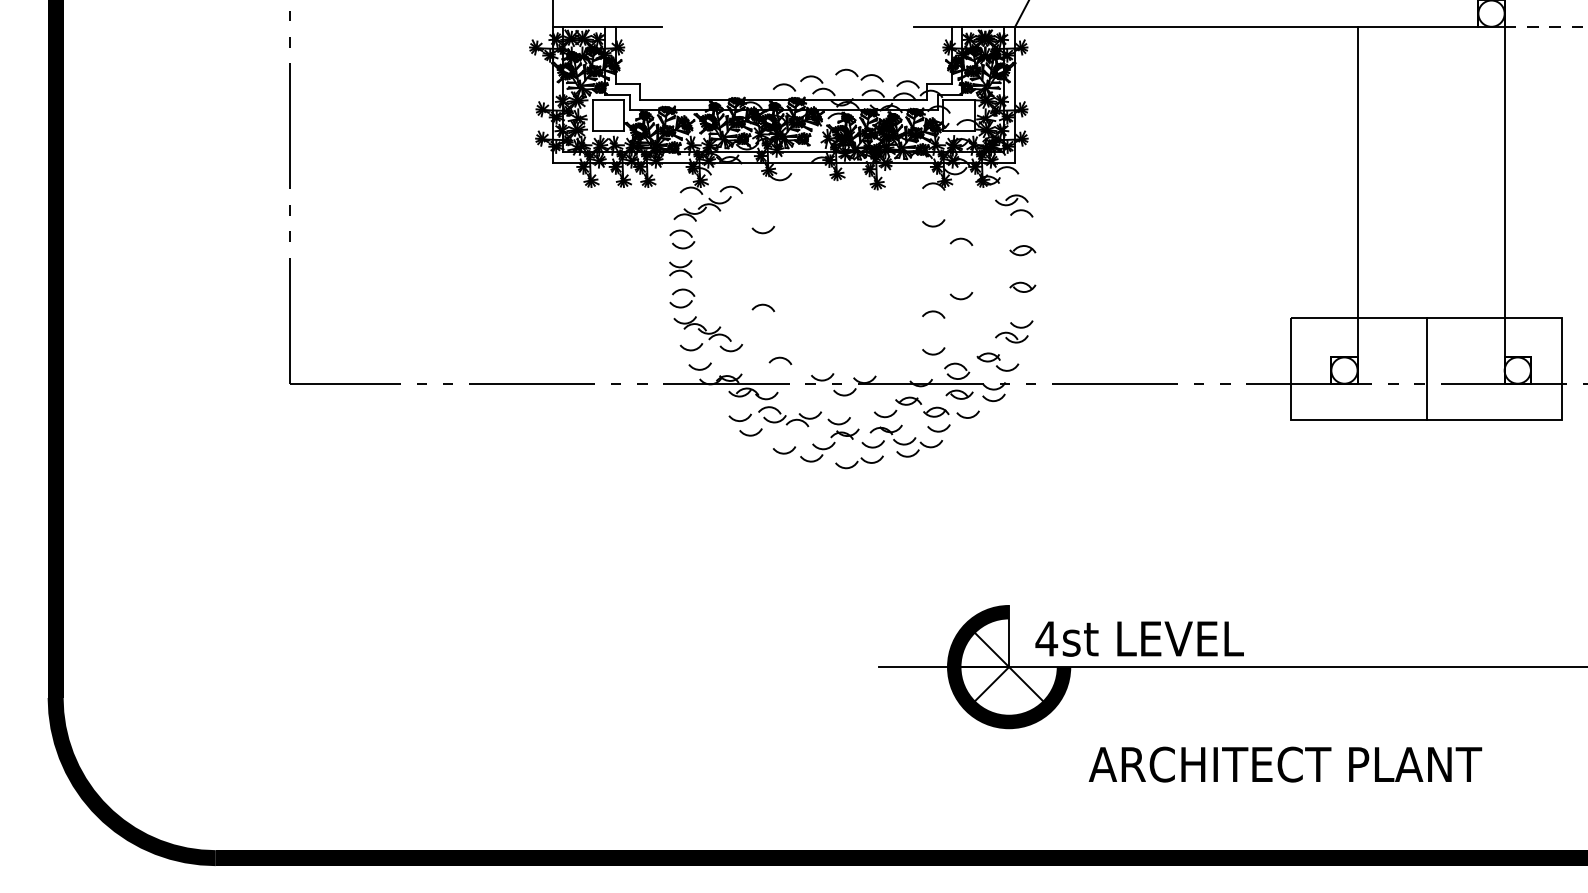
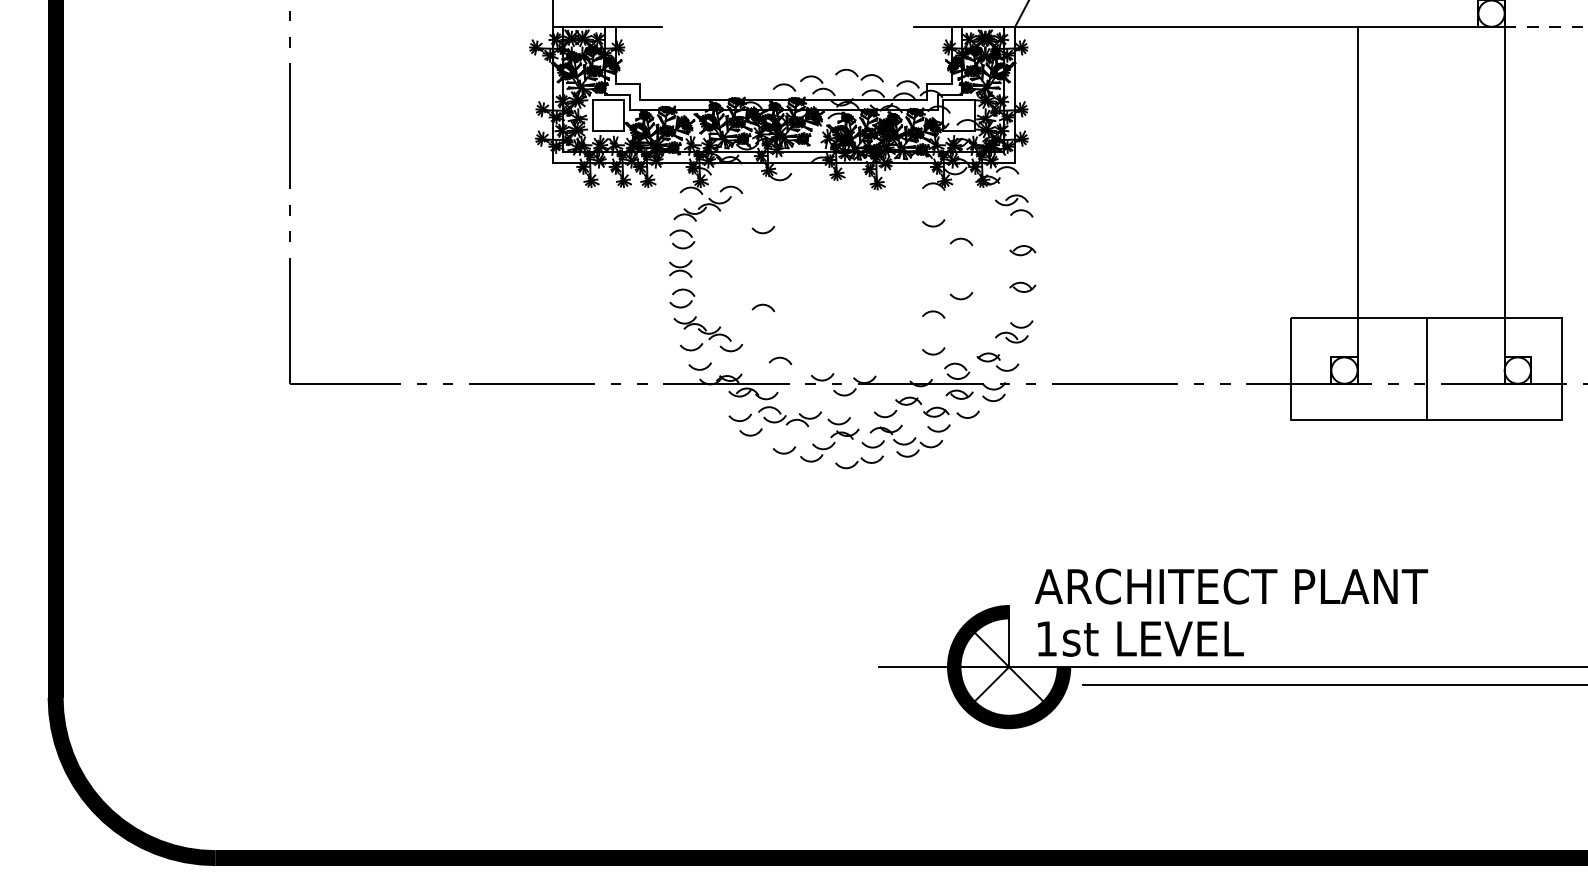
text: 4st -> 1st (1046, 638)
line: none -> present (1333, 684)
text position: (1285, 764) -> (1231, 586) (1231, 586)
